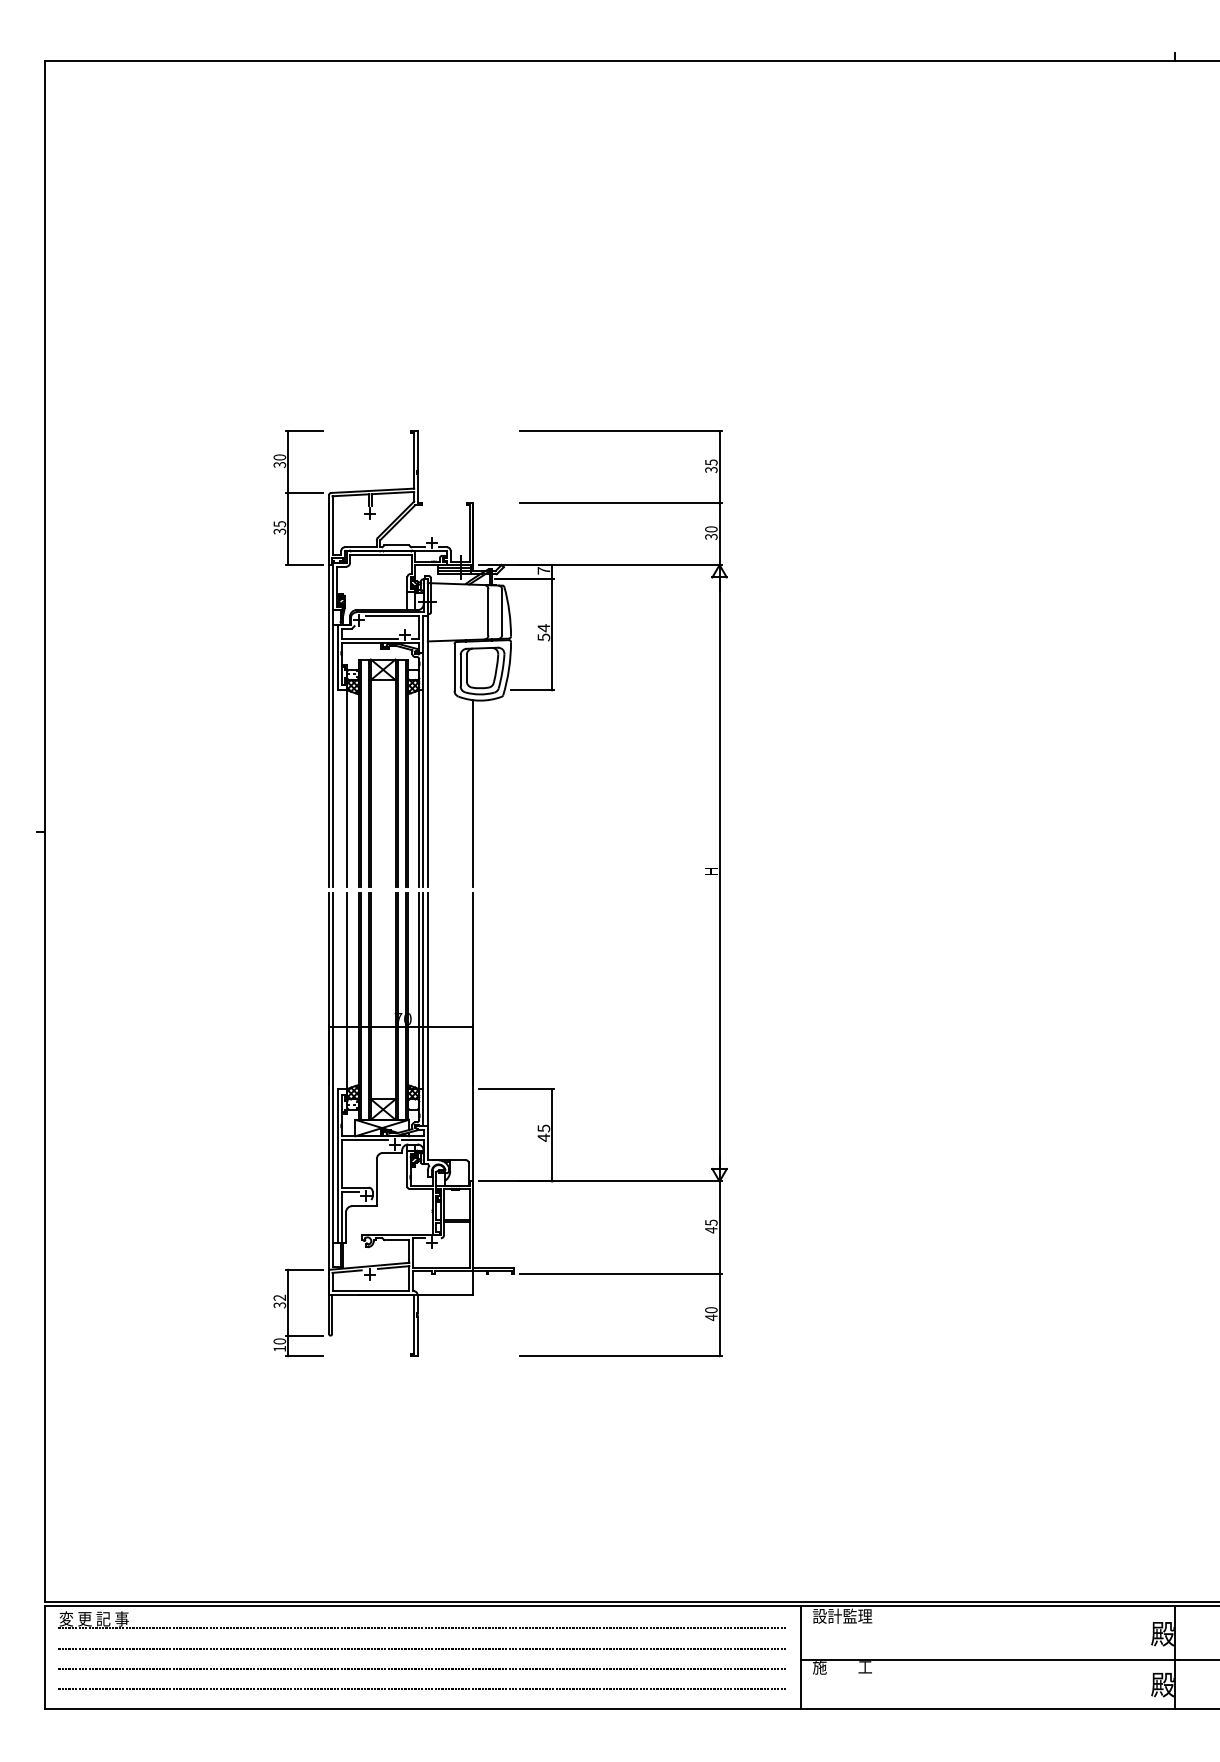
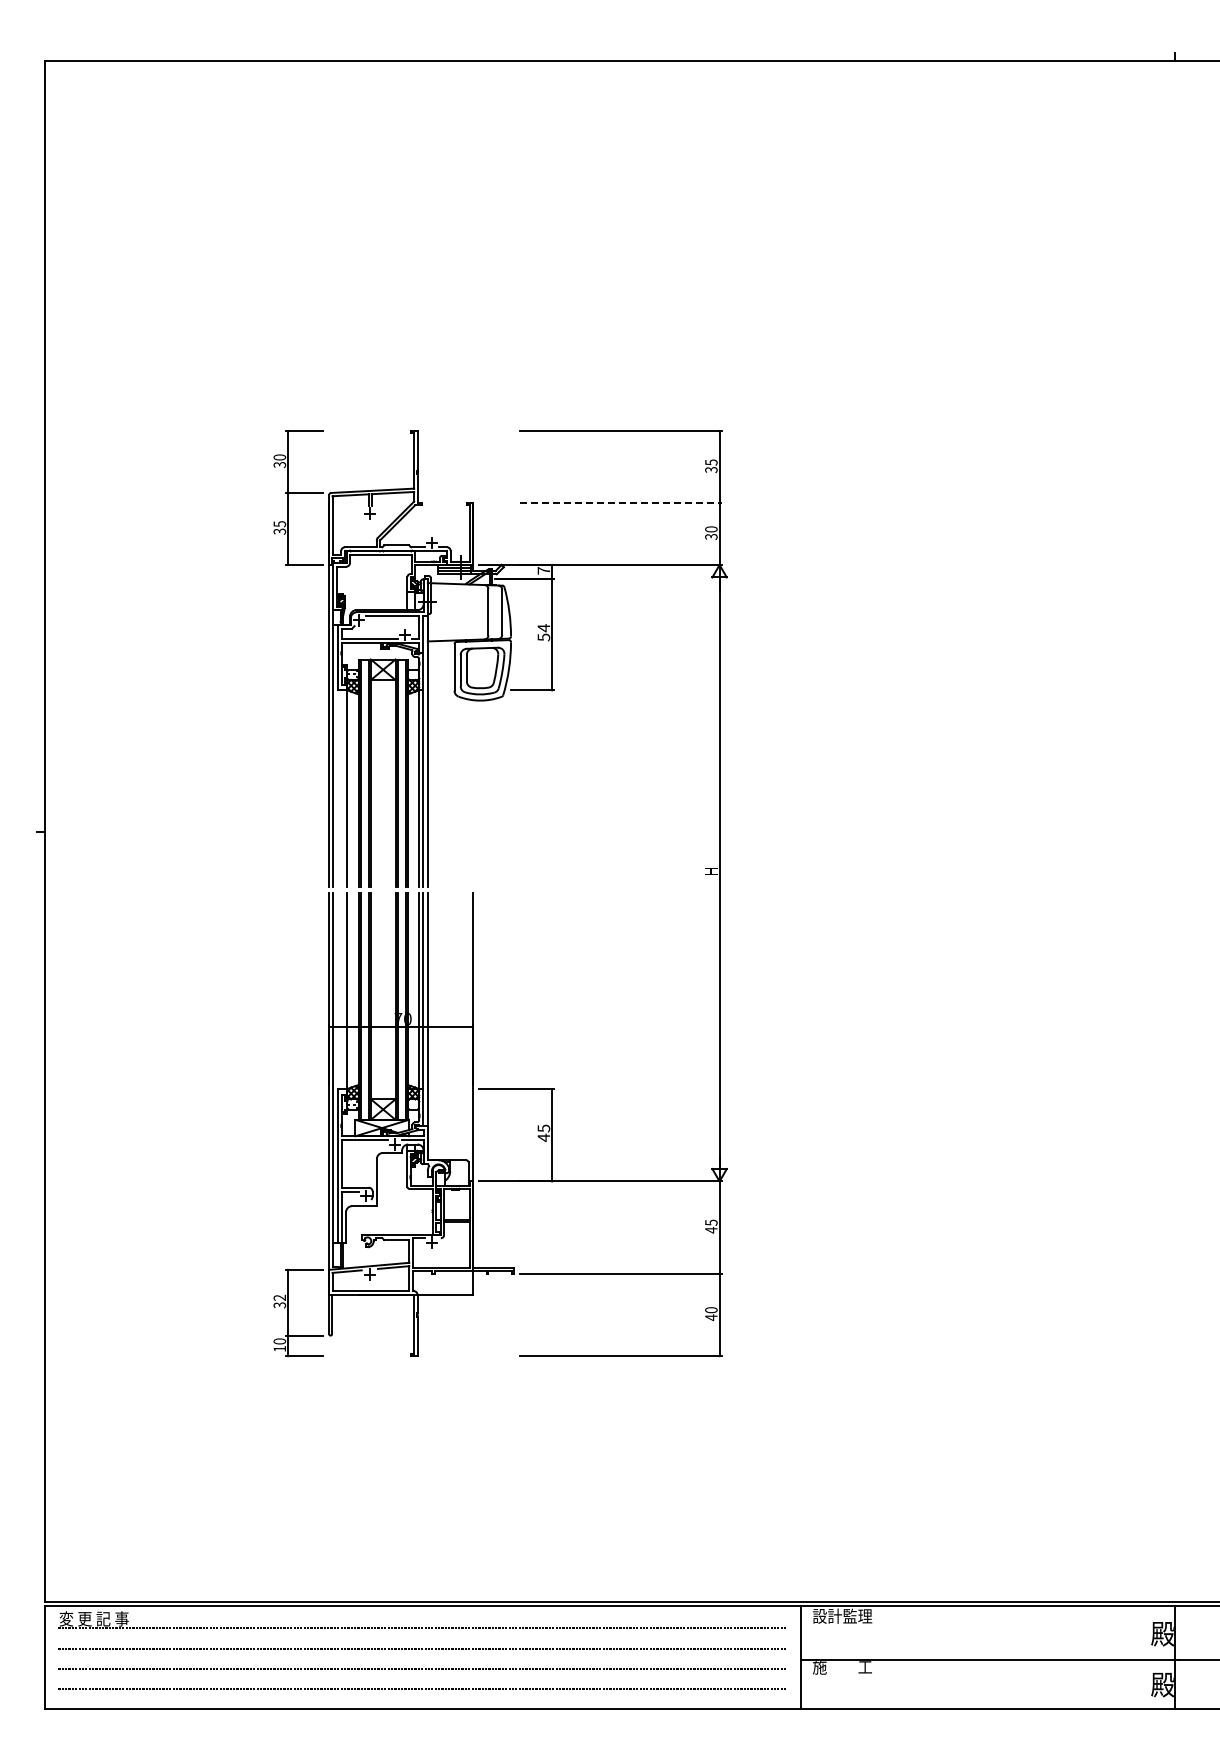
line: solid -> dashed (620, 503)
line: present -> none (473, 793)
